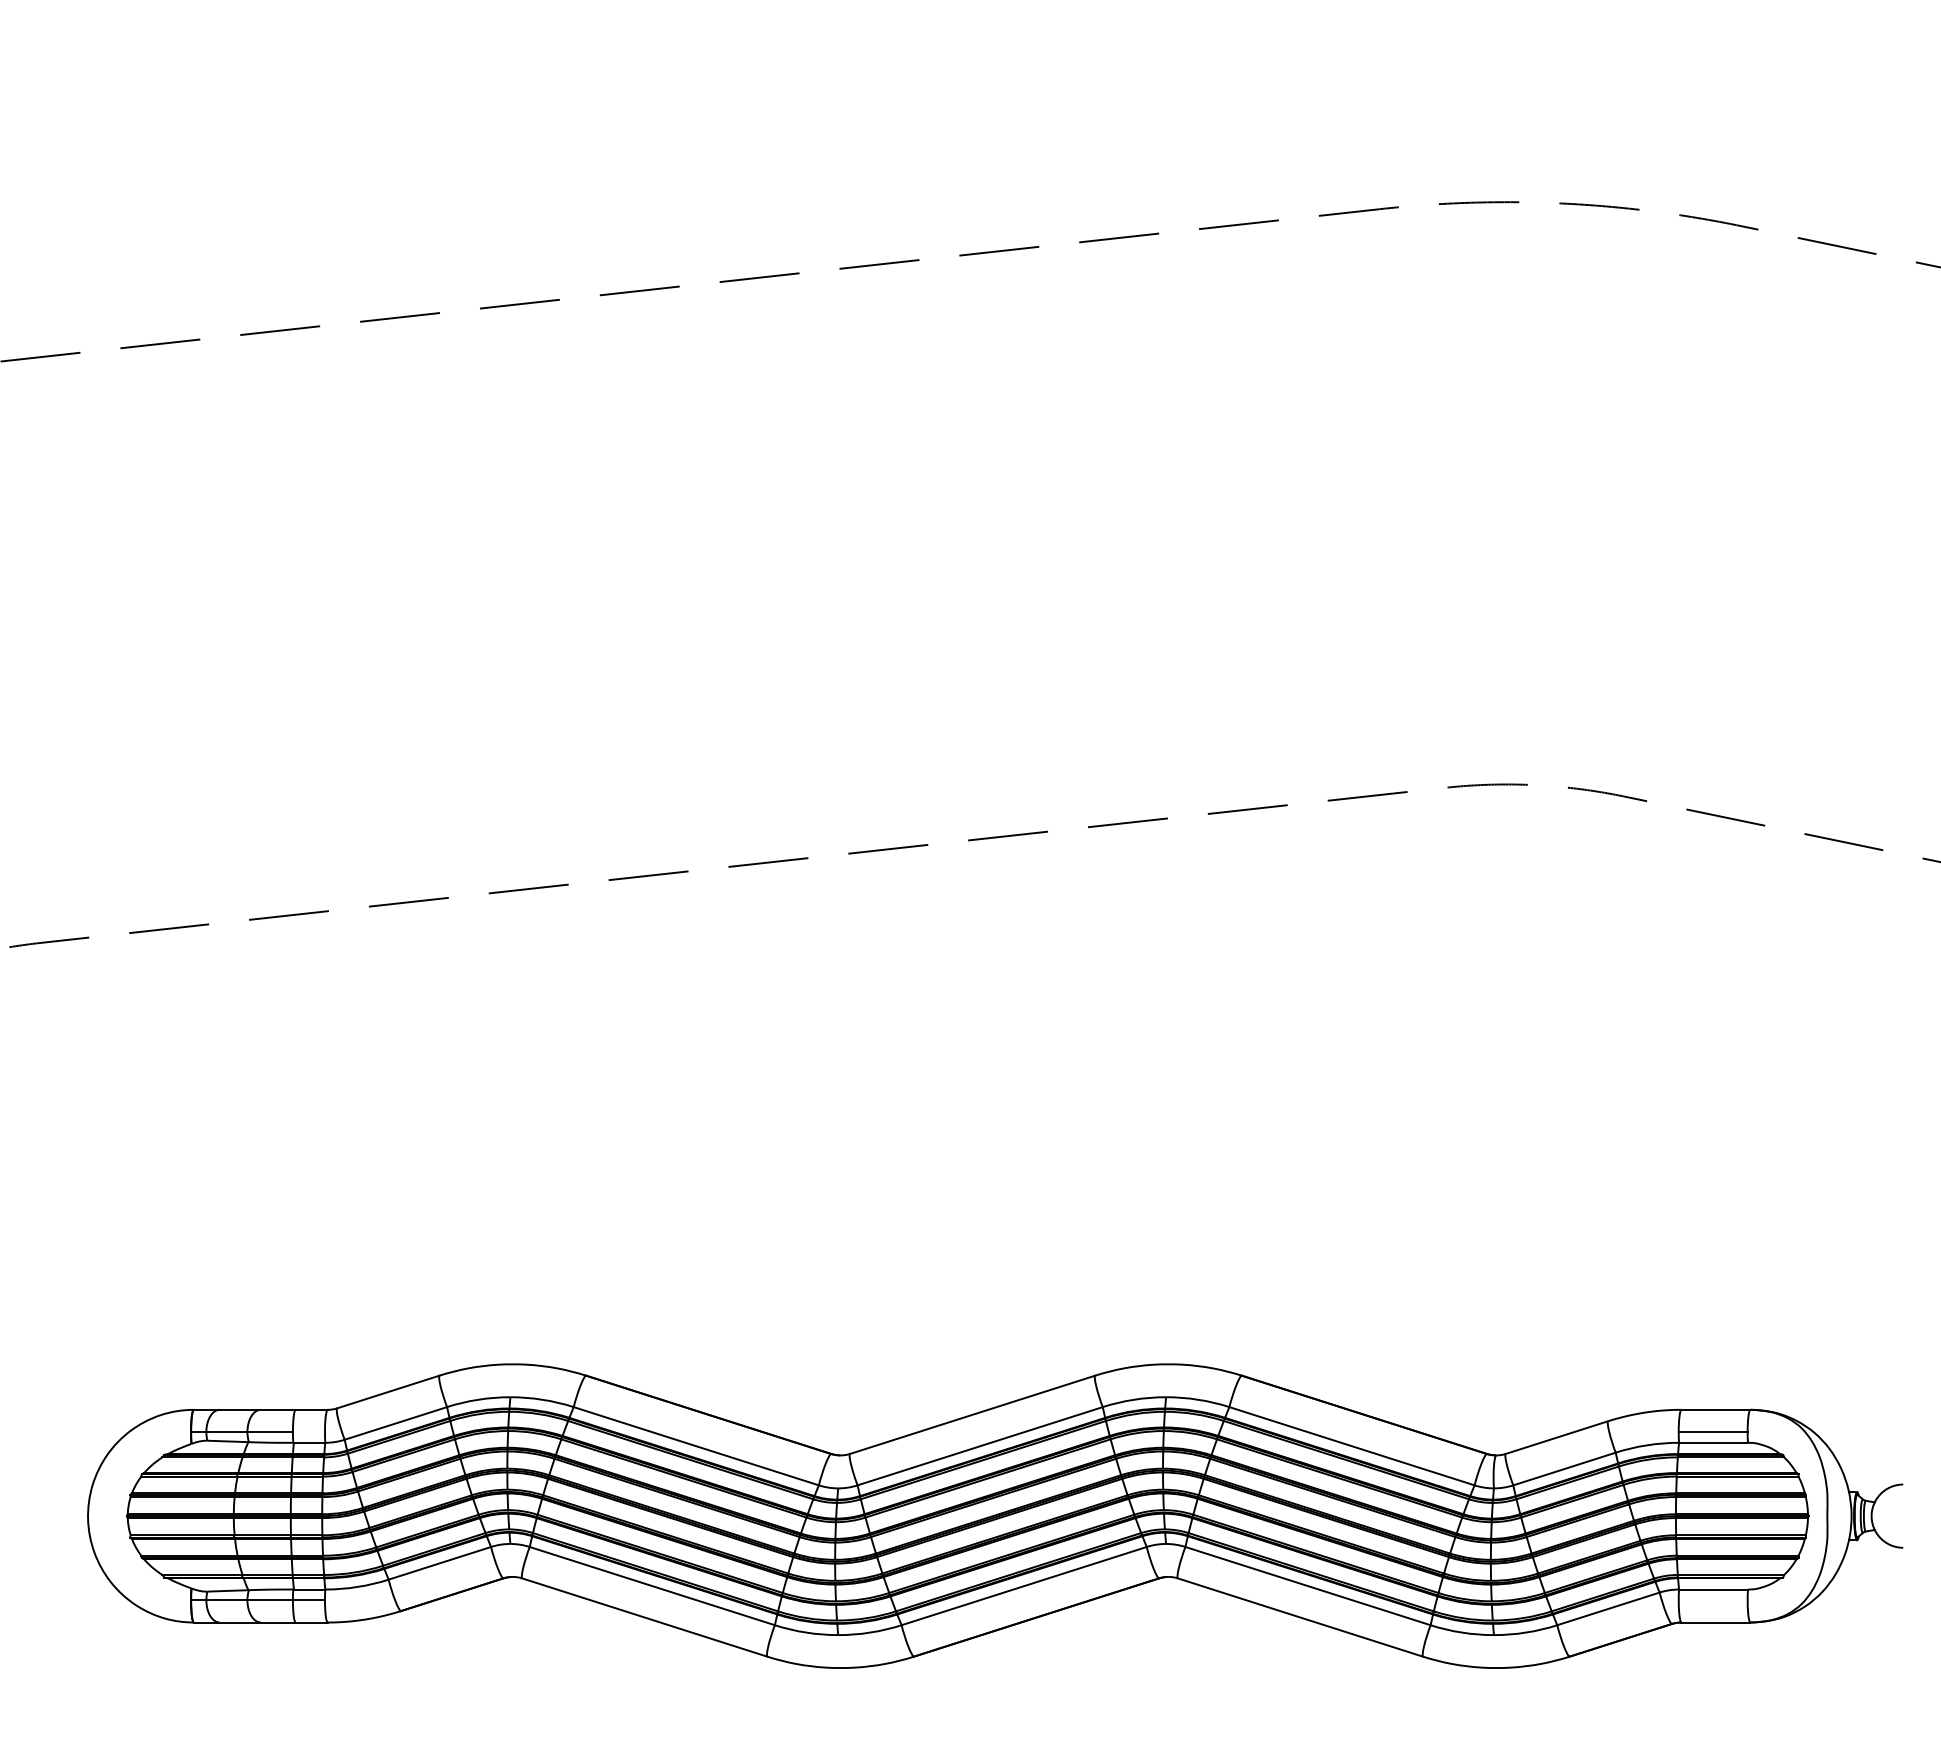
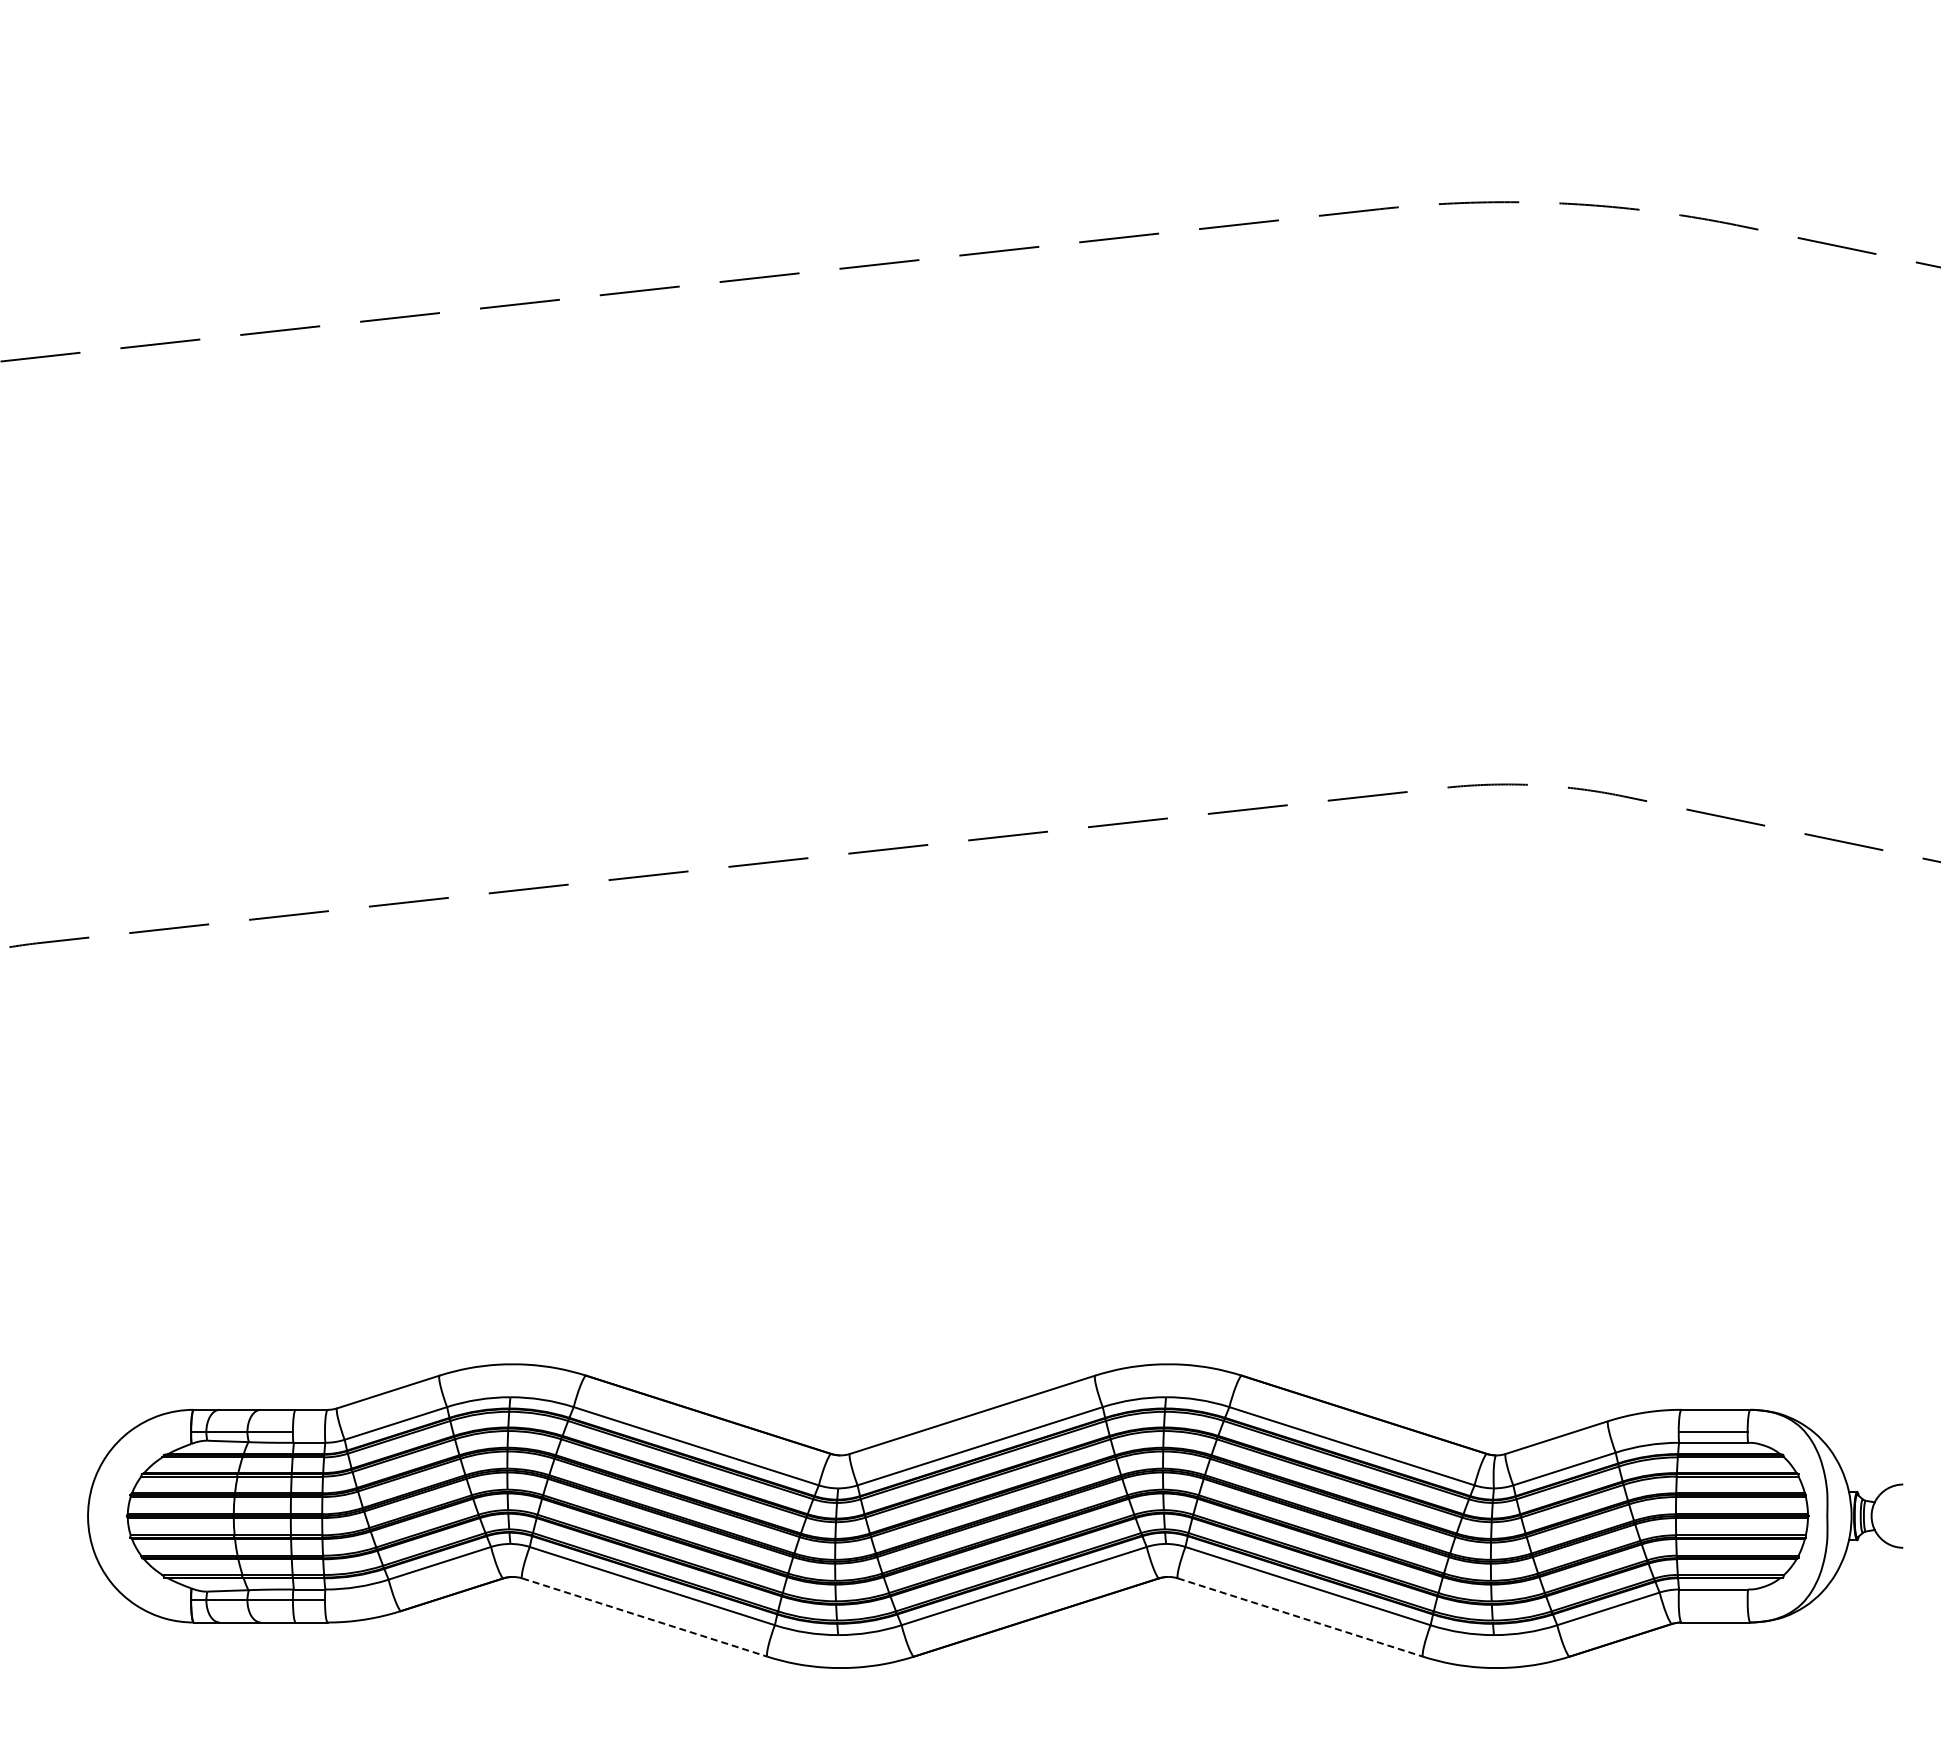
line: solid -> dashed (644, 1617)
line: solid -> dashed (1300, 1617)
